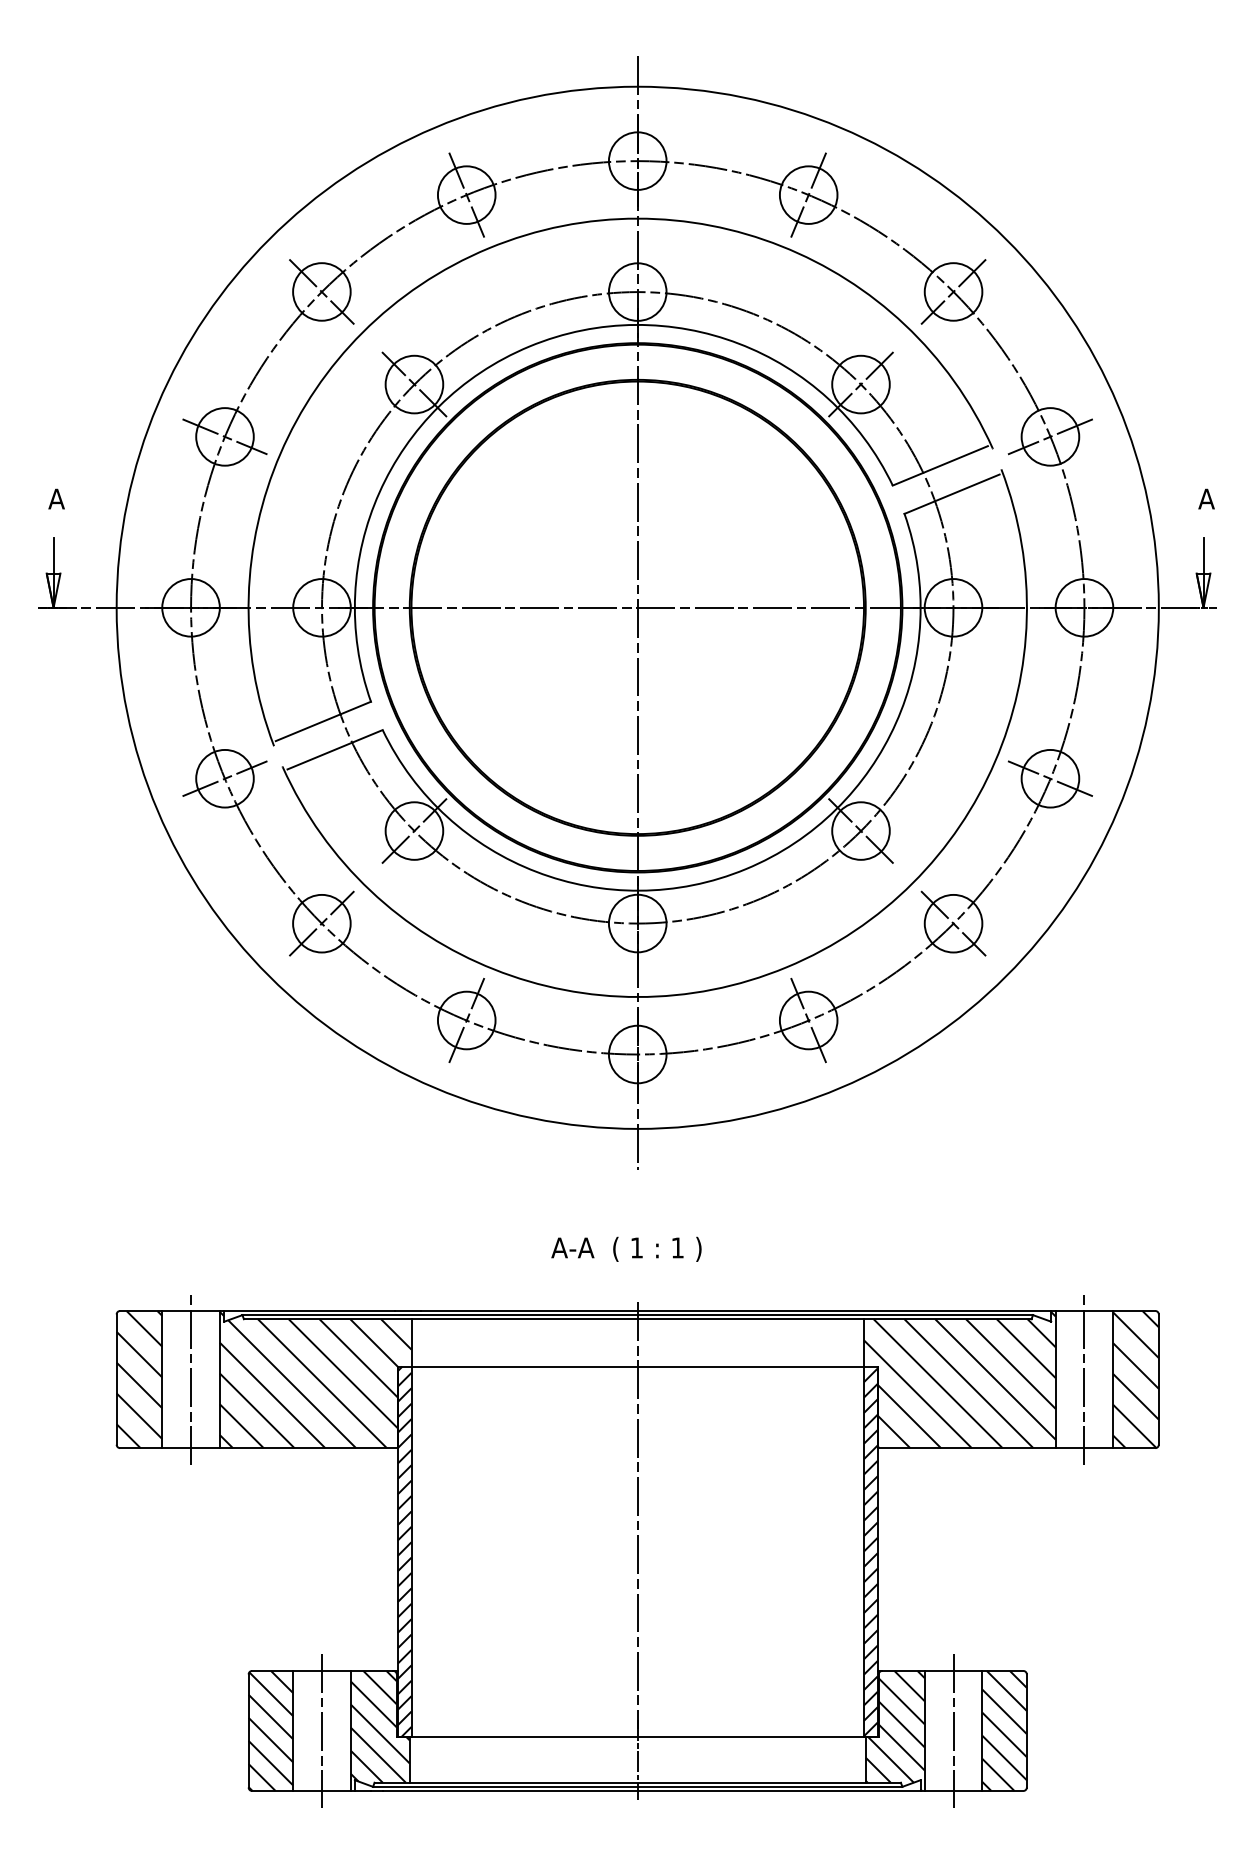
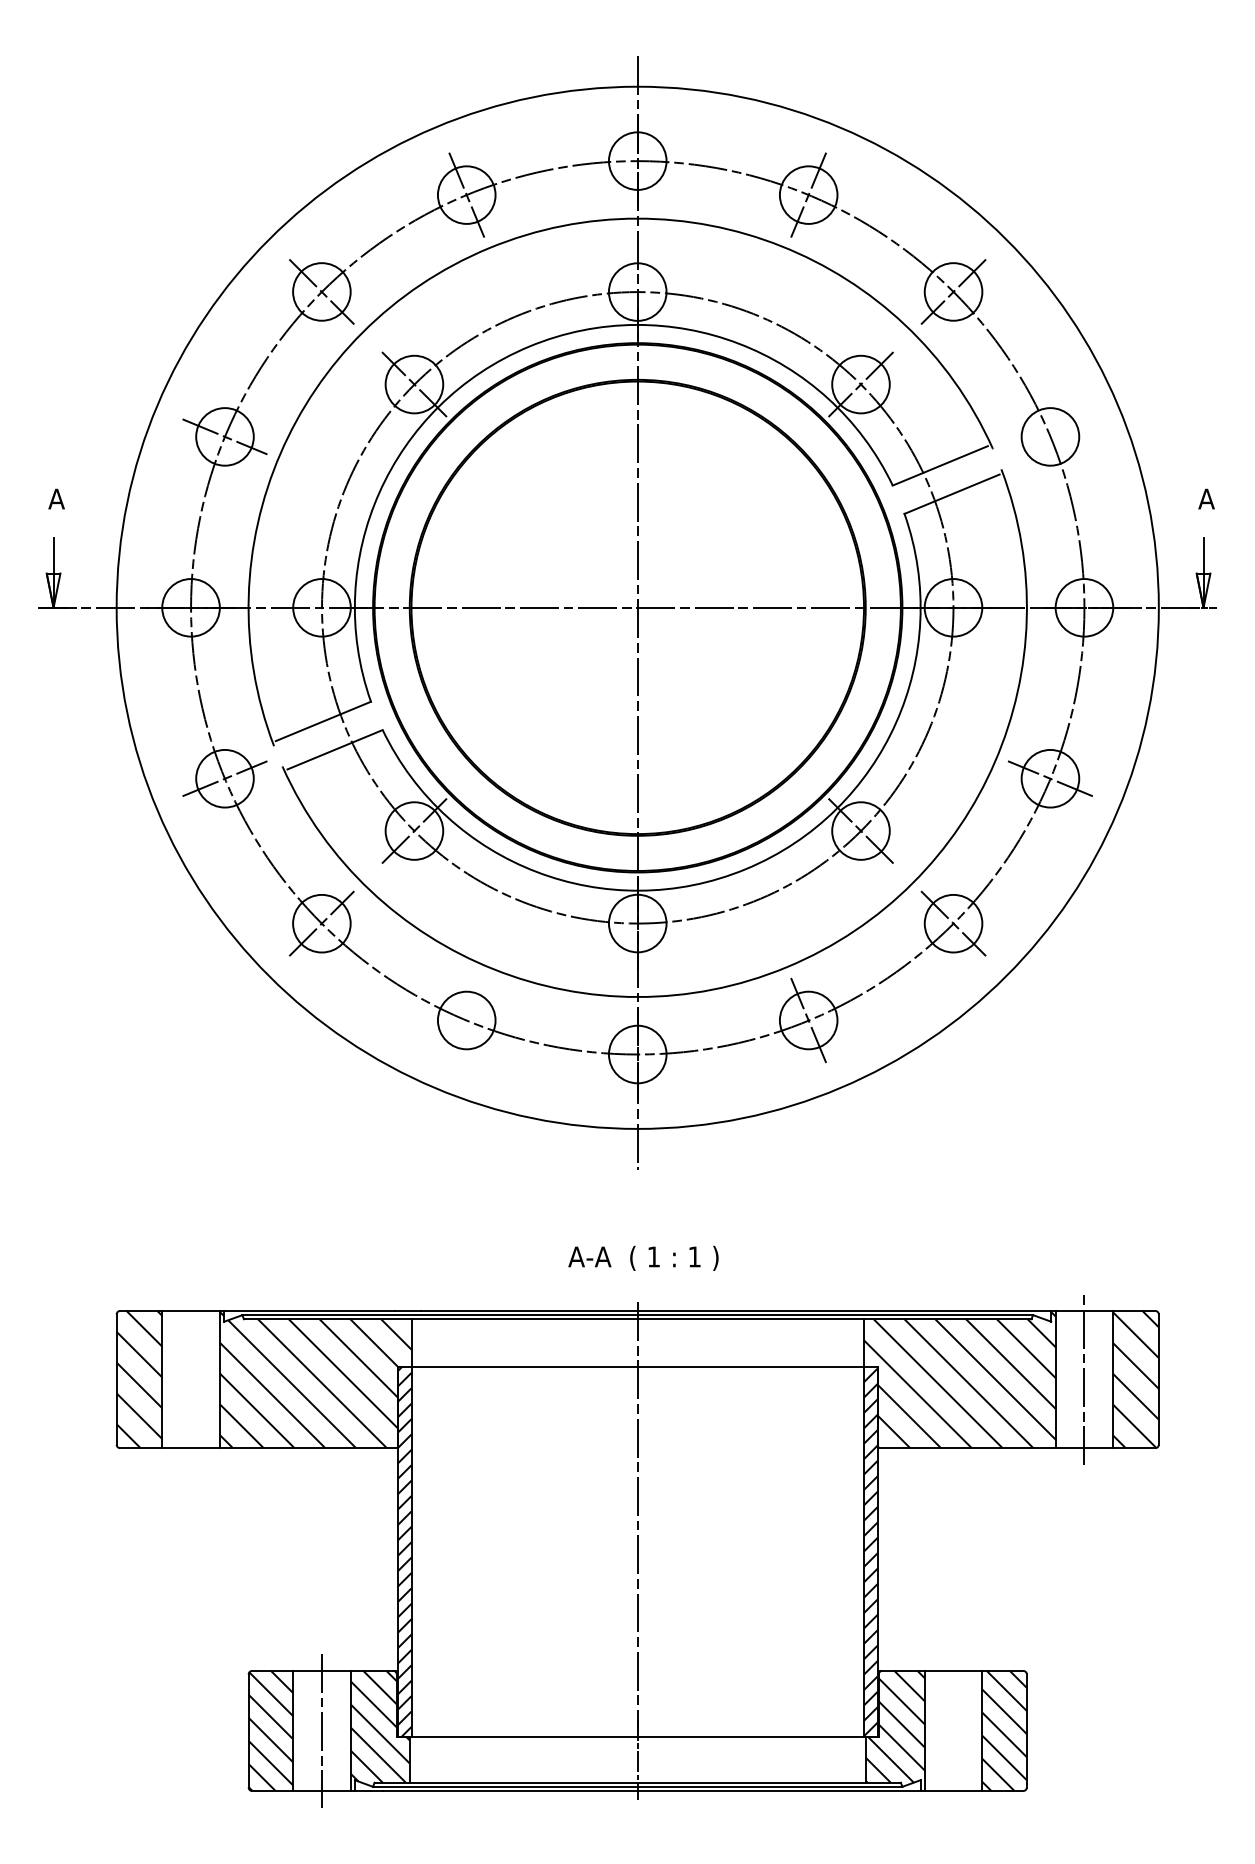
line: present -> none (1050, 436)
line: present -> none (466, 1020)
text position: (626, 1248) -> (643, 1257) (643, 1257)
line: present -> none (191, 1379)
line: present -> none (953, 1730)
